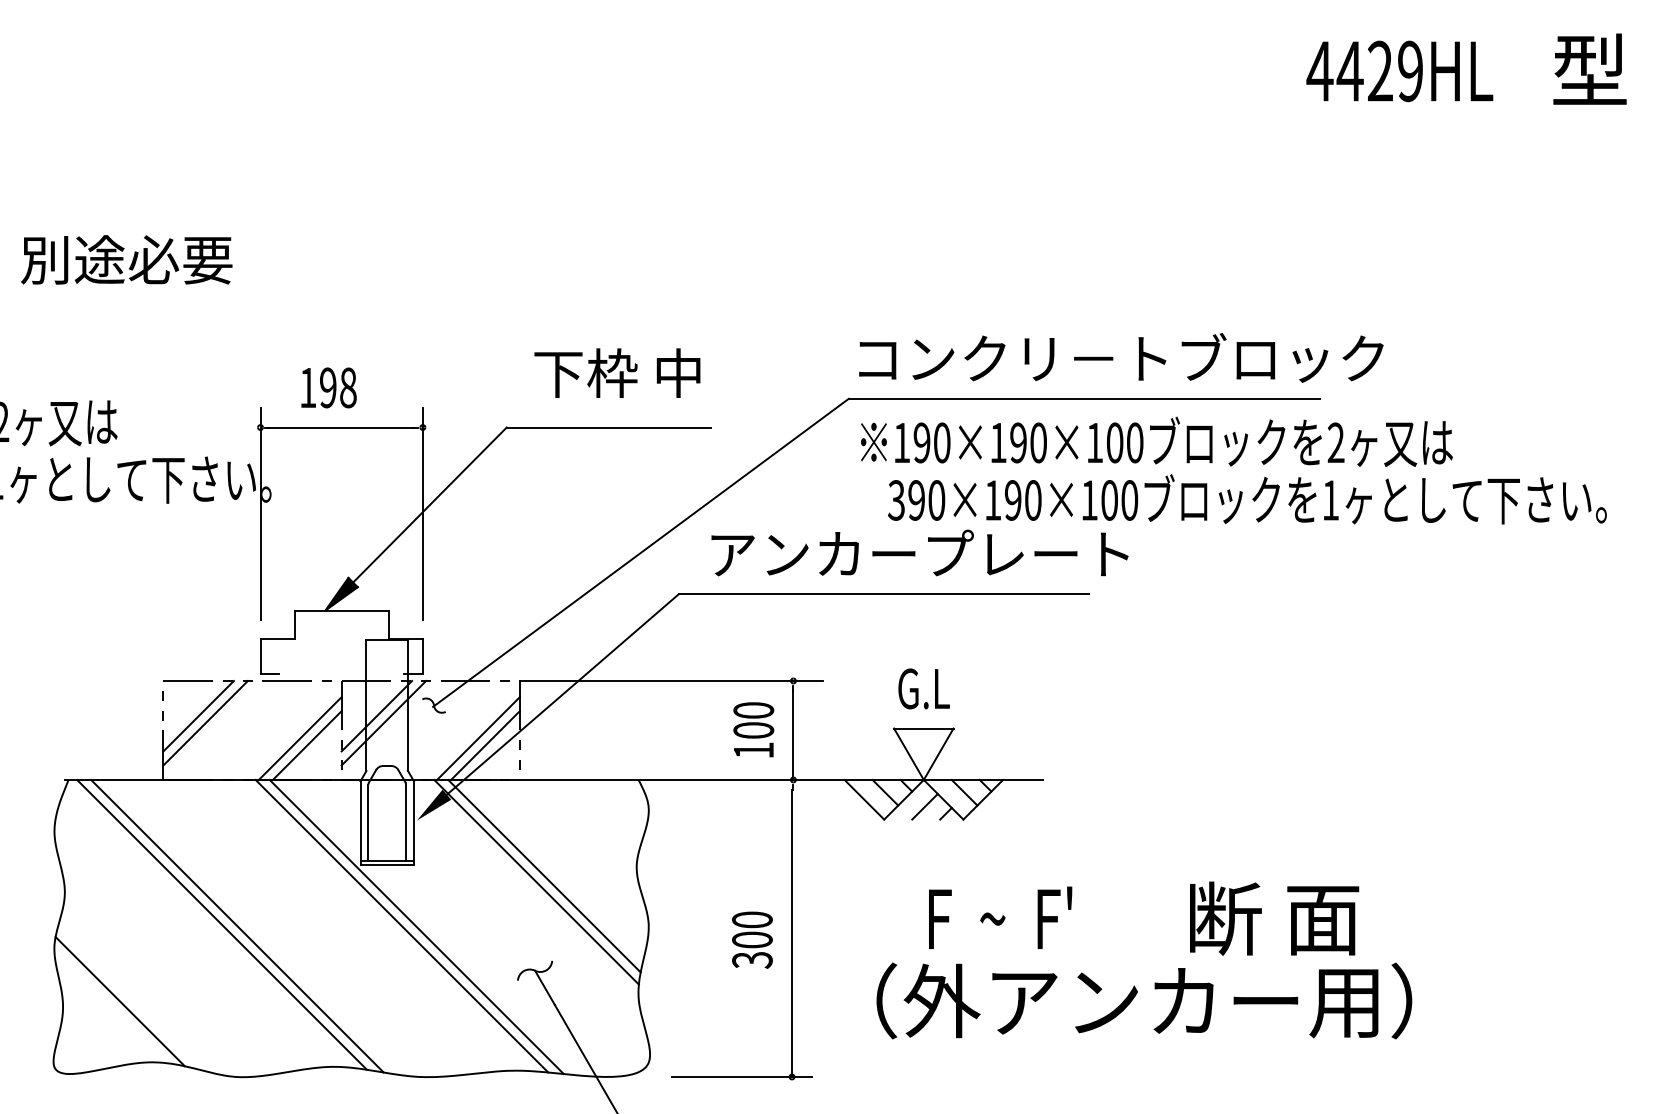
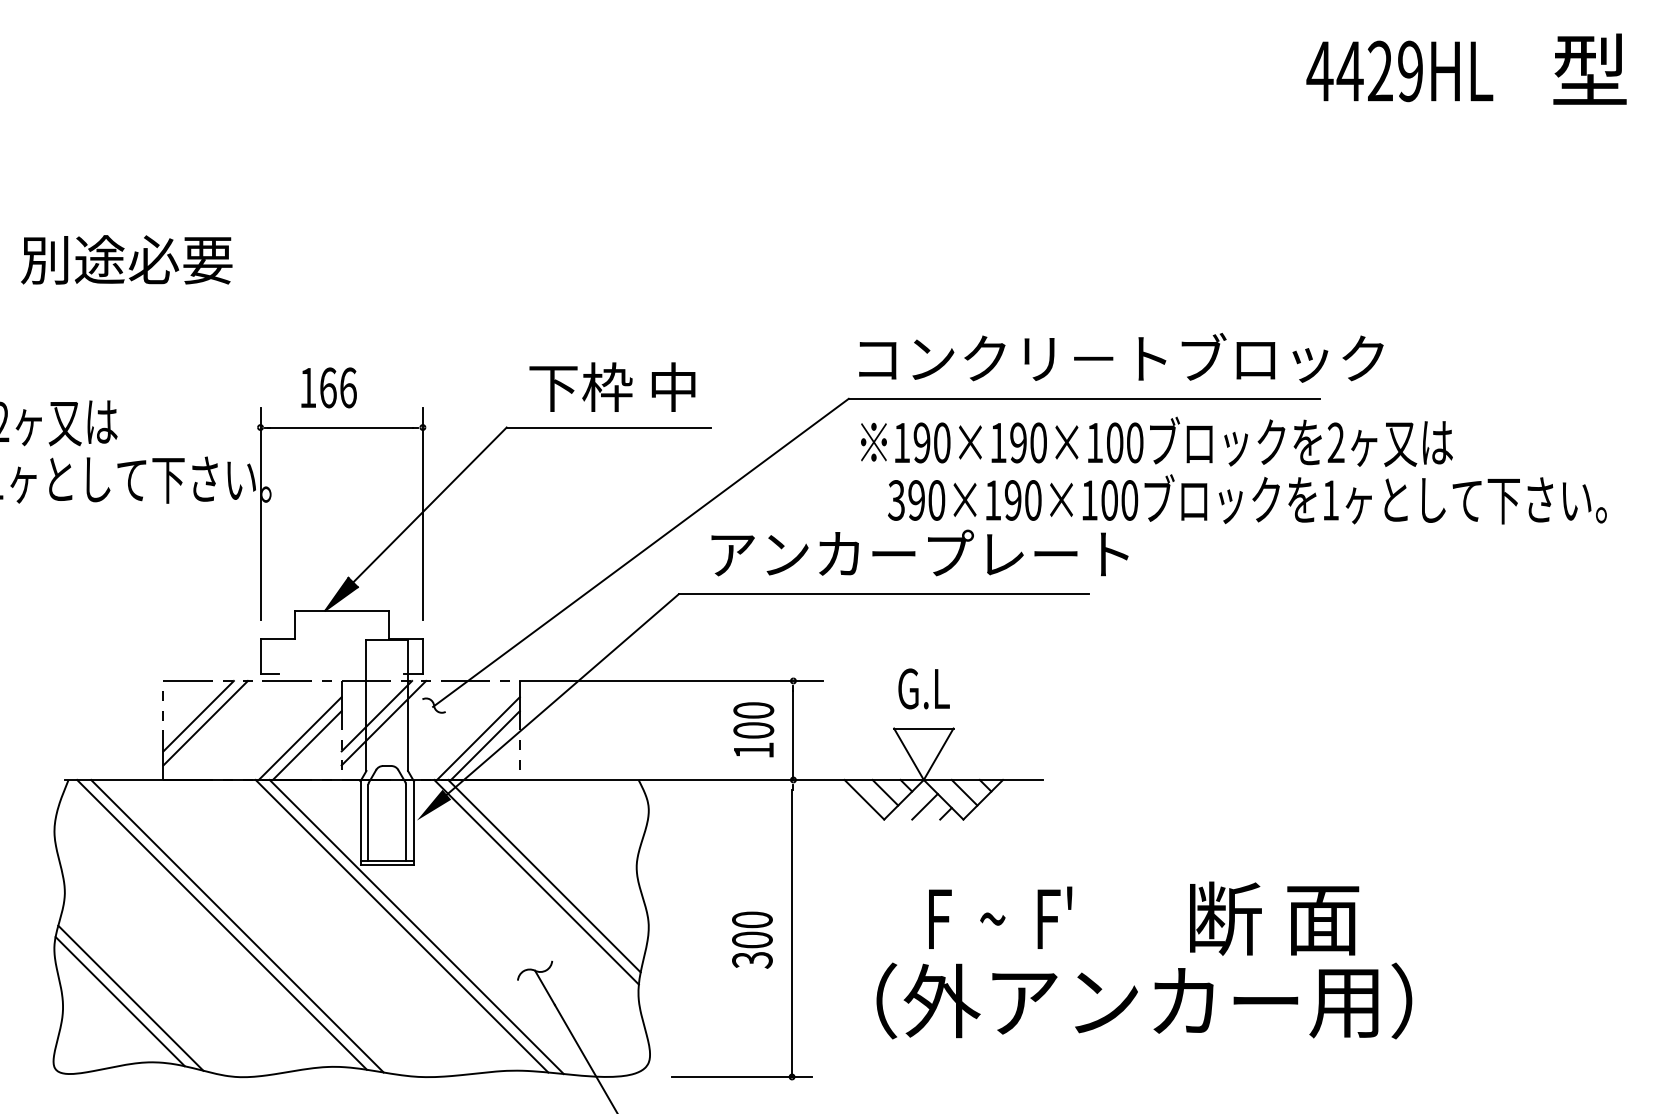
text position: (617, 372) -> (612, 386) (612, 386)
text: 198 -> 166 (338, 387)
line: none -> present (130, 997)
